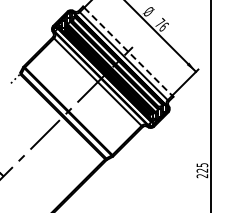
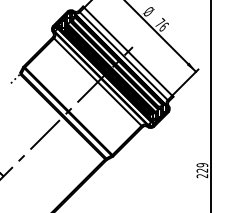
line: dashed -> solid (128, 52)
text: 225 -> 229 (201, 165)
